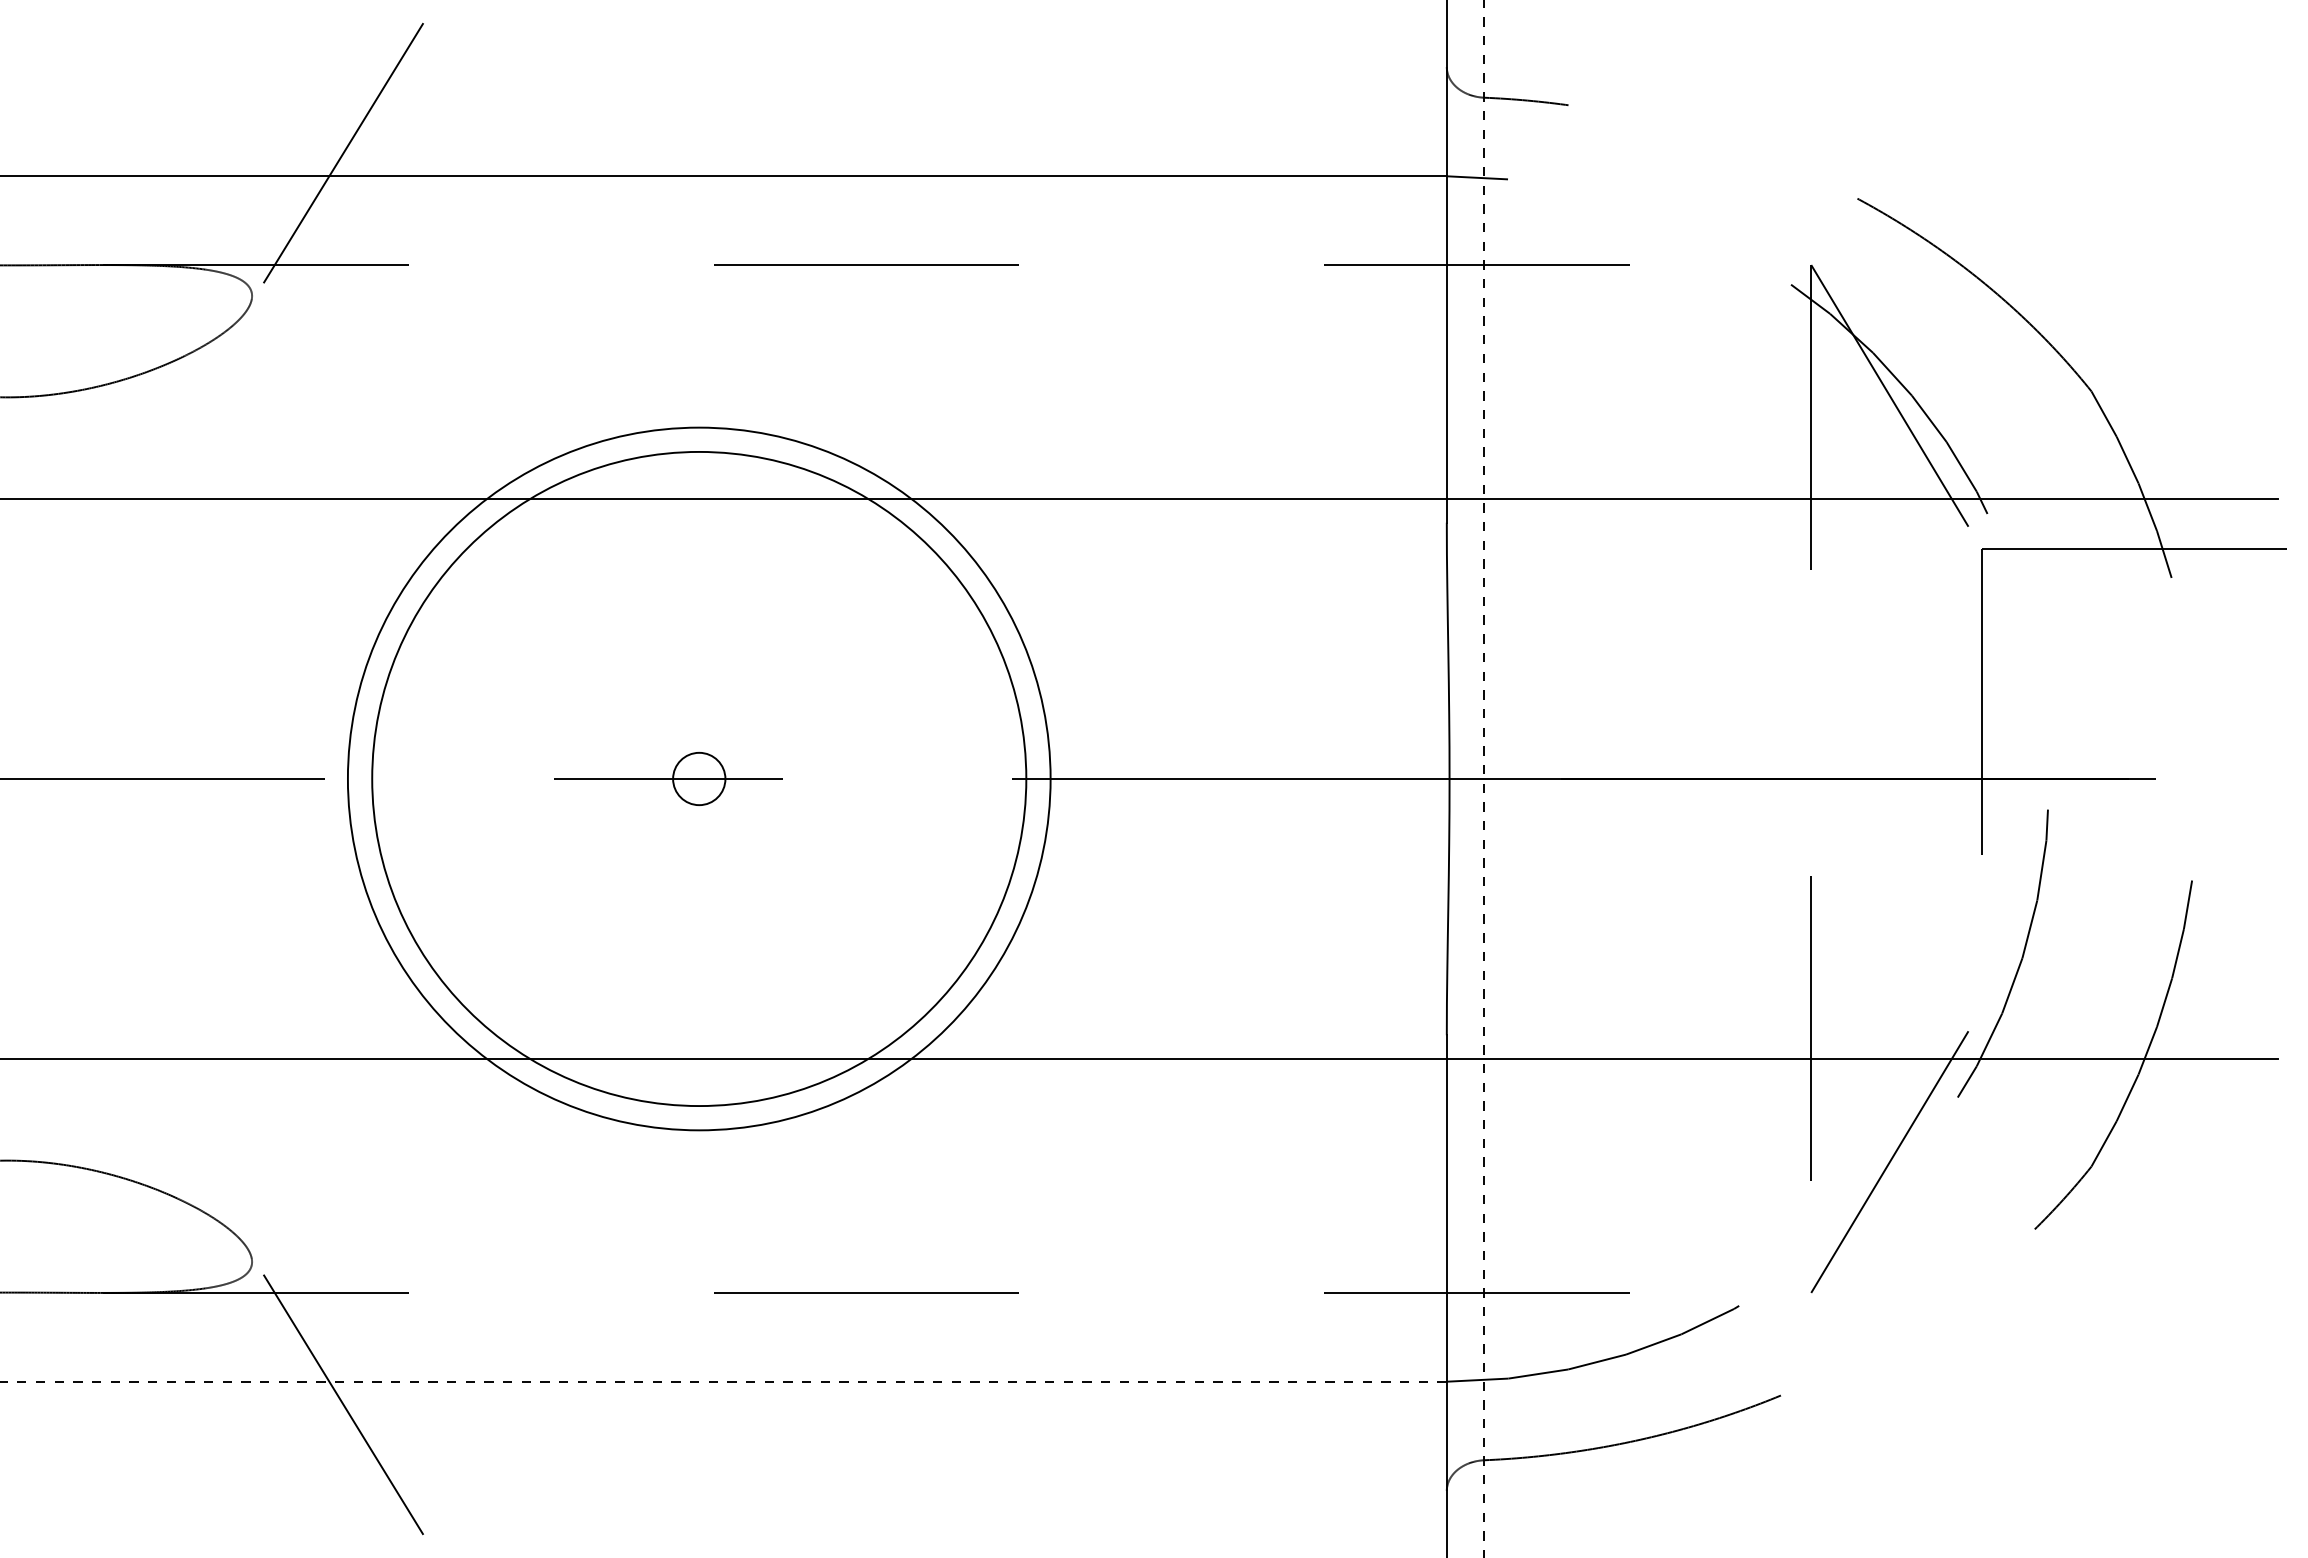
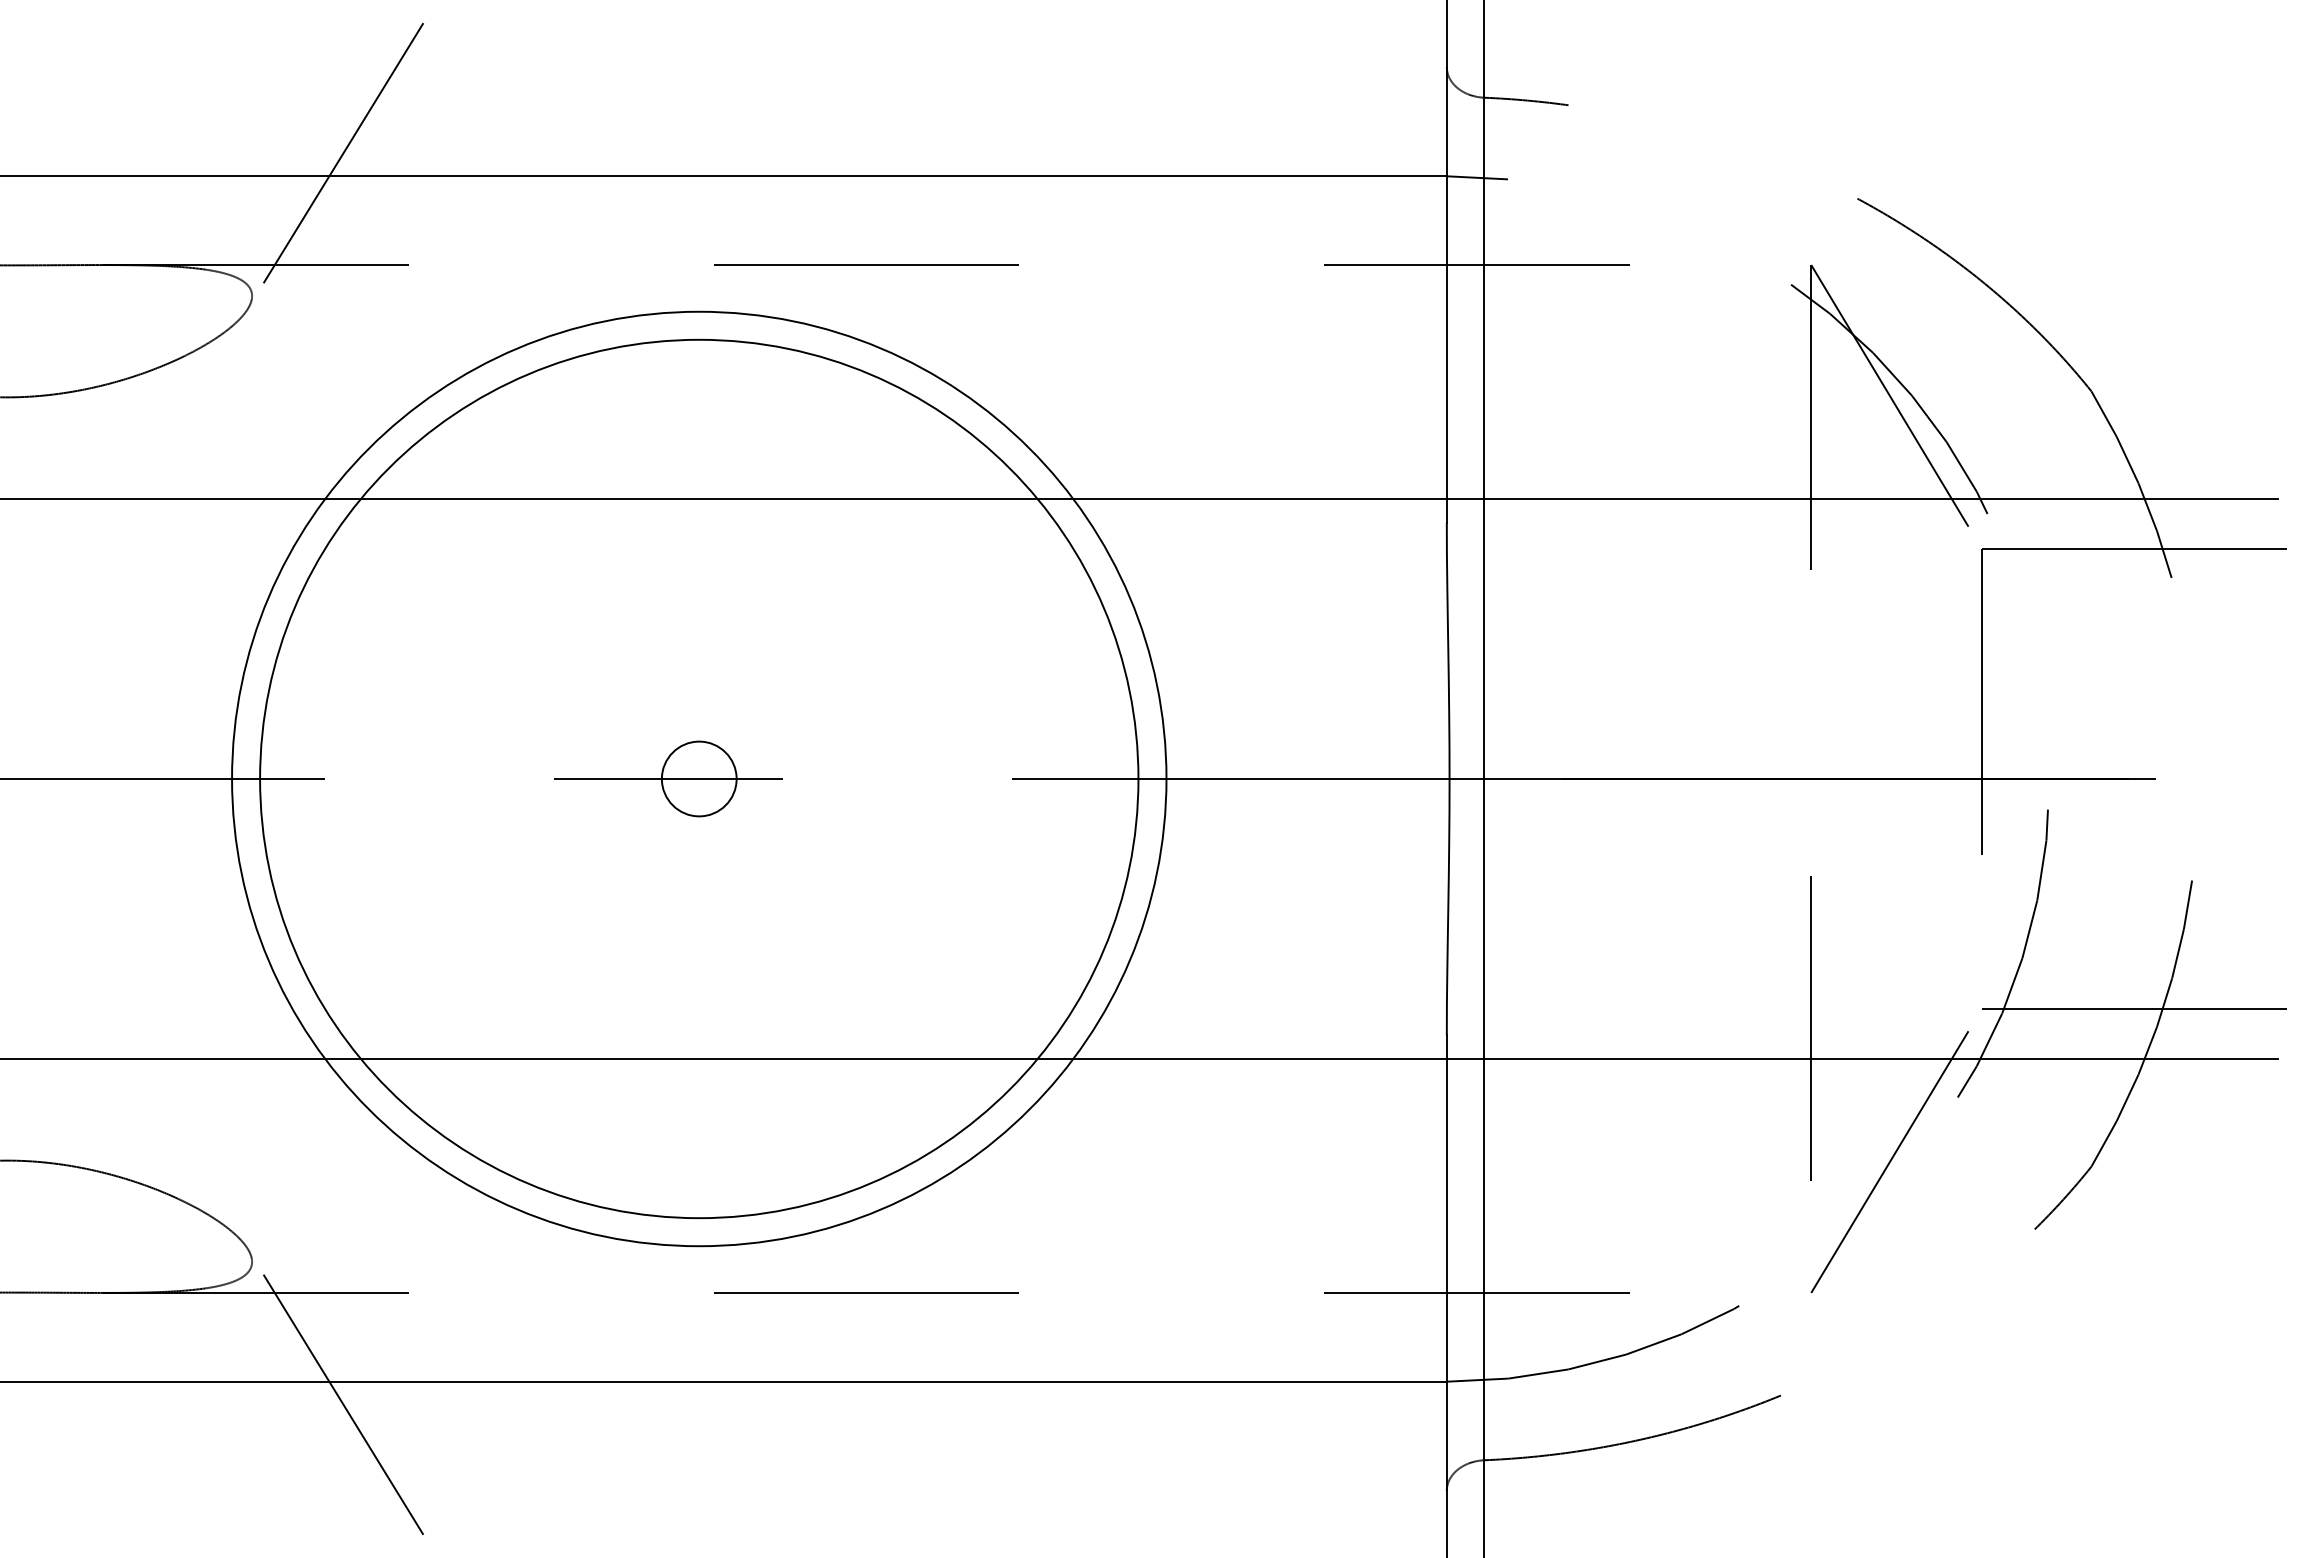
circle diameter: 703 px -> 878 px (699, 778)
circle diameter: 52 px -> 75 px (698, 778)
circle diameter: 654 px -> 934 px (699, 778)
line: dashed -> solid (1484, 779)
line: none -> present (2143, 1008)
line: dashed -> solid (722, 1381)
